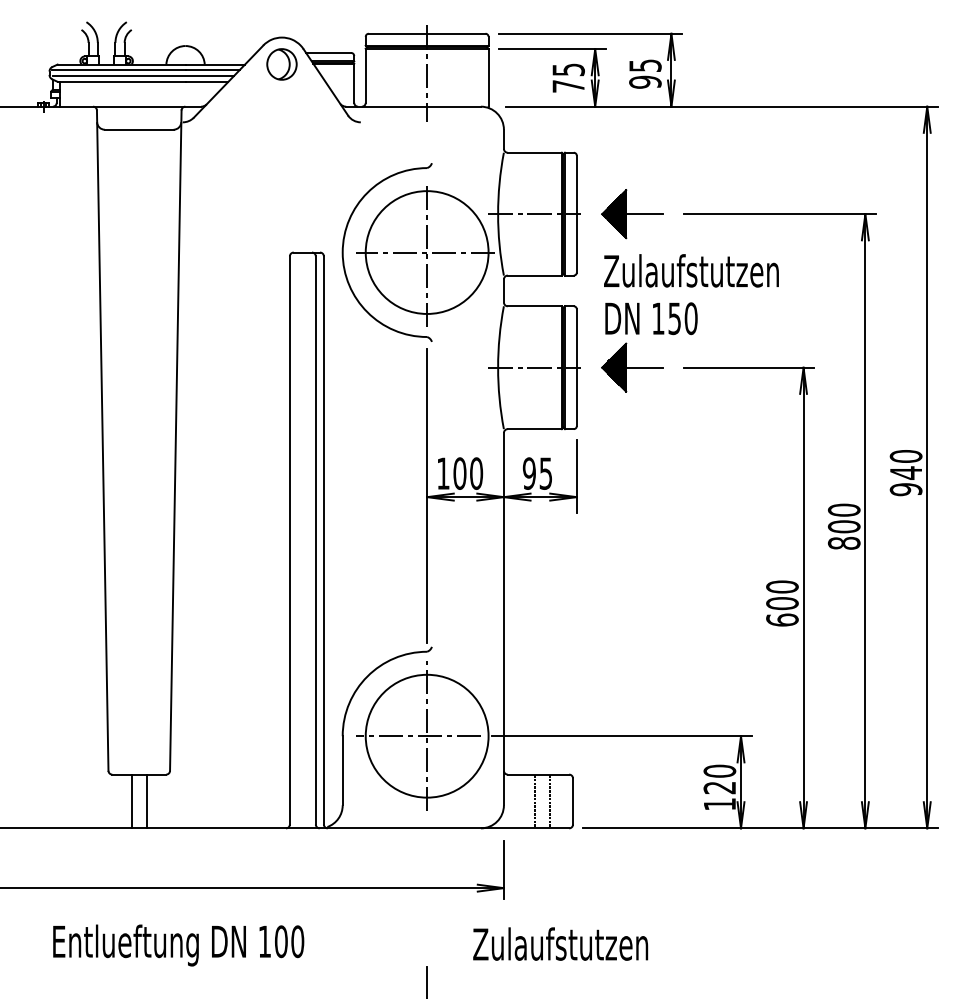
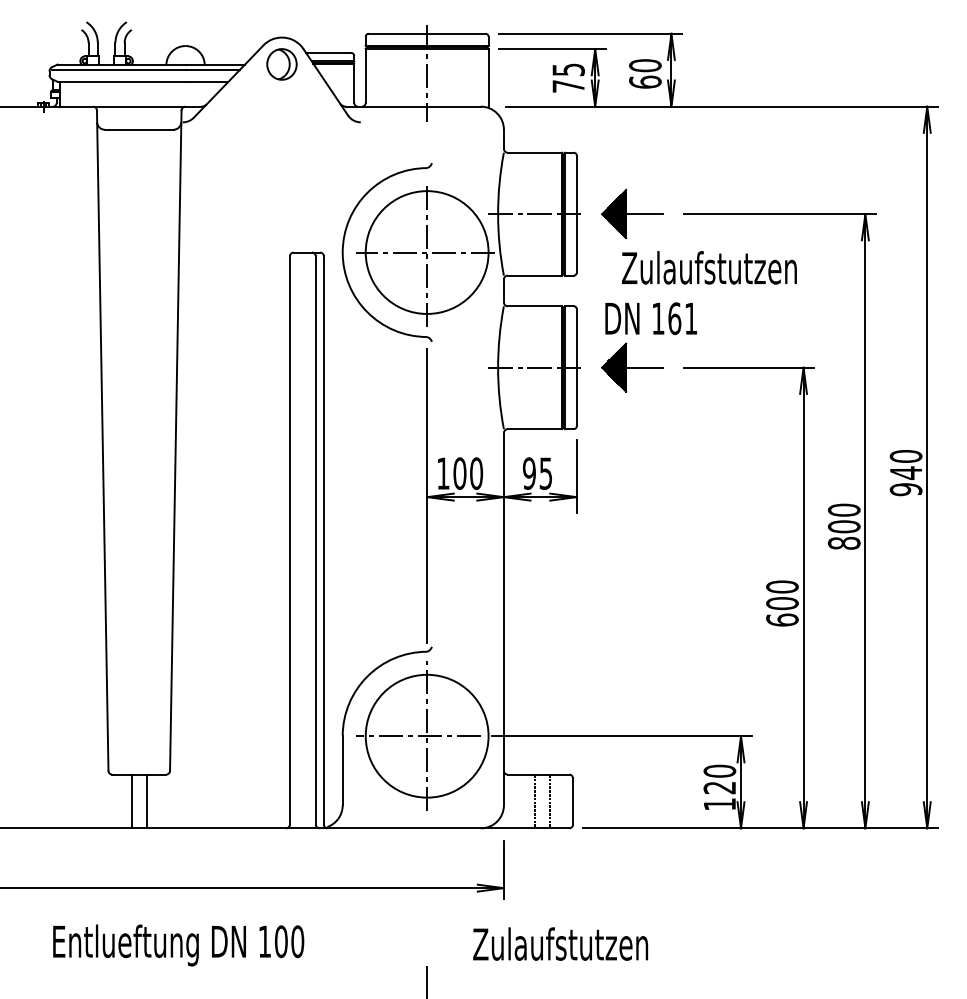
text: 95 -> 60 (645, 73)
line: present -> none (143, 75)
text position: (691, 270) -> (709, 267) (709, 267)
text: 150 -> 161 (682, 318)
